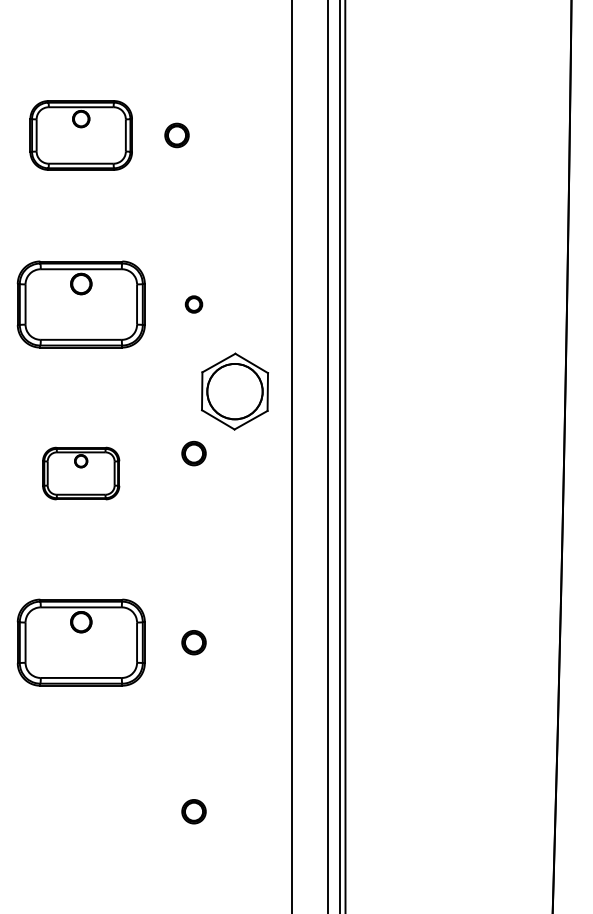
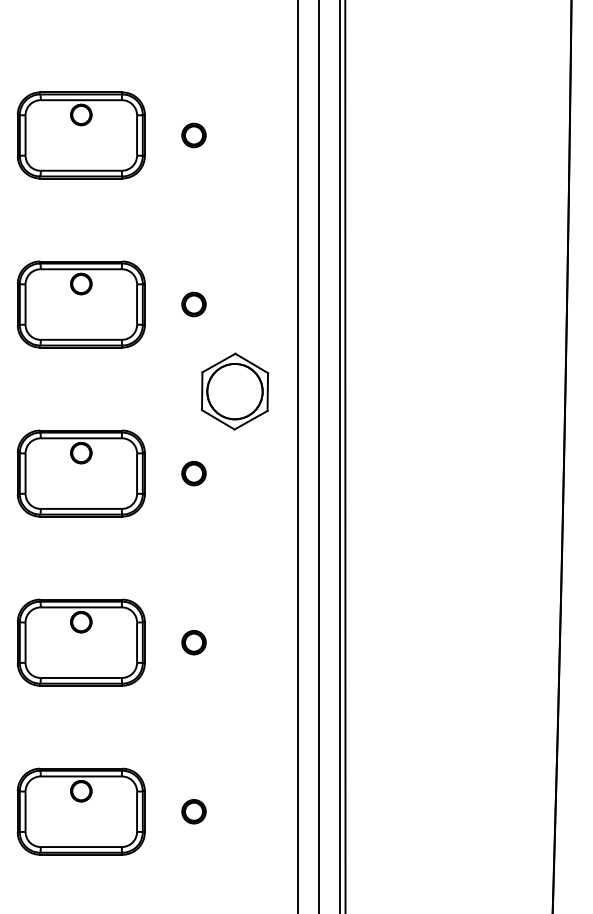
part size: 104x71 px -> 130x89 px (80, 135)
part position: (176, 135) -> (193, 135) (193, 135)
part size: 20x19 px -> 26x27 px (193, 304)
part position: (193, 453) -> (193, 473) (193, 473)
line position: (292, 456) -> (298, 456) (298, 456)
line position: (328, 456) -> (319, 456) (319, 456)
part size: 79x55 px -> 130x89 px (80, 473)
part: none -> present (80, 811)
